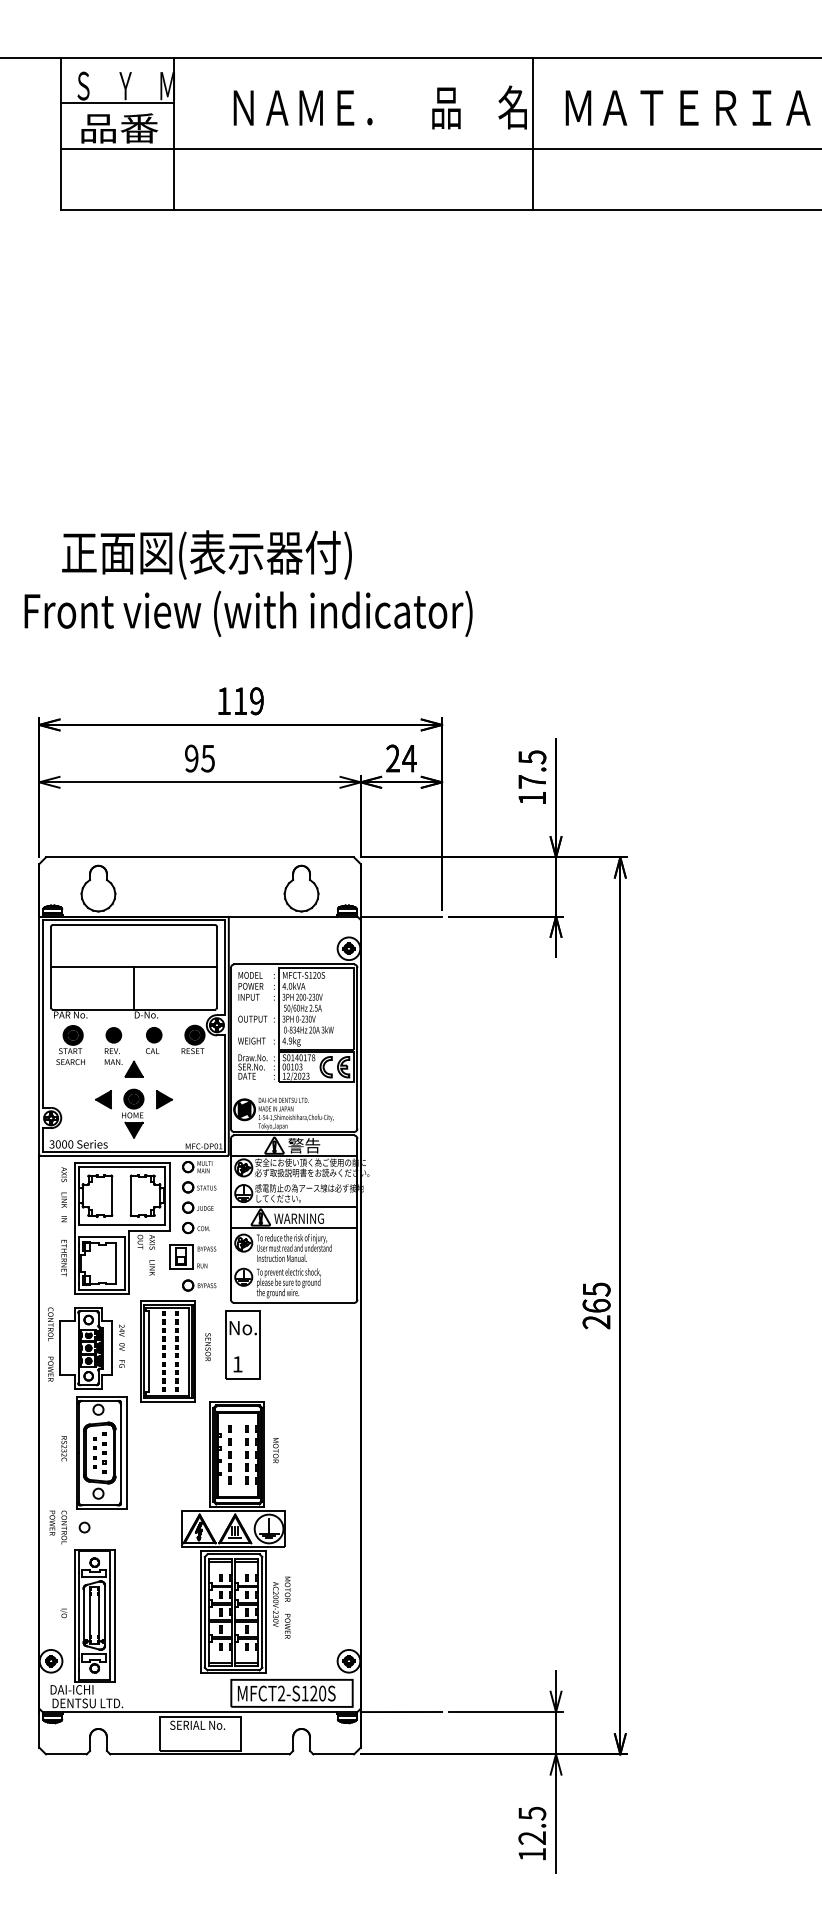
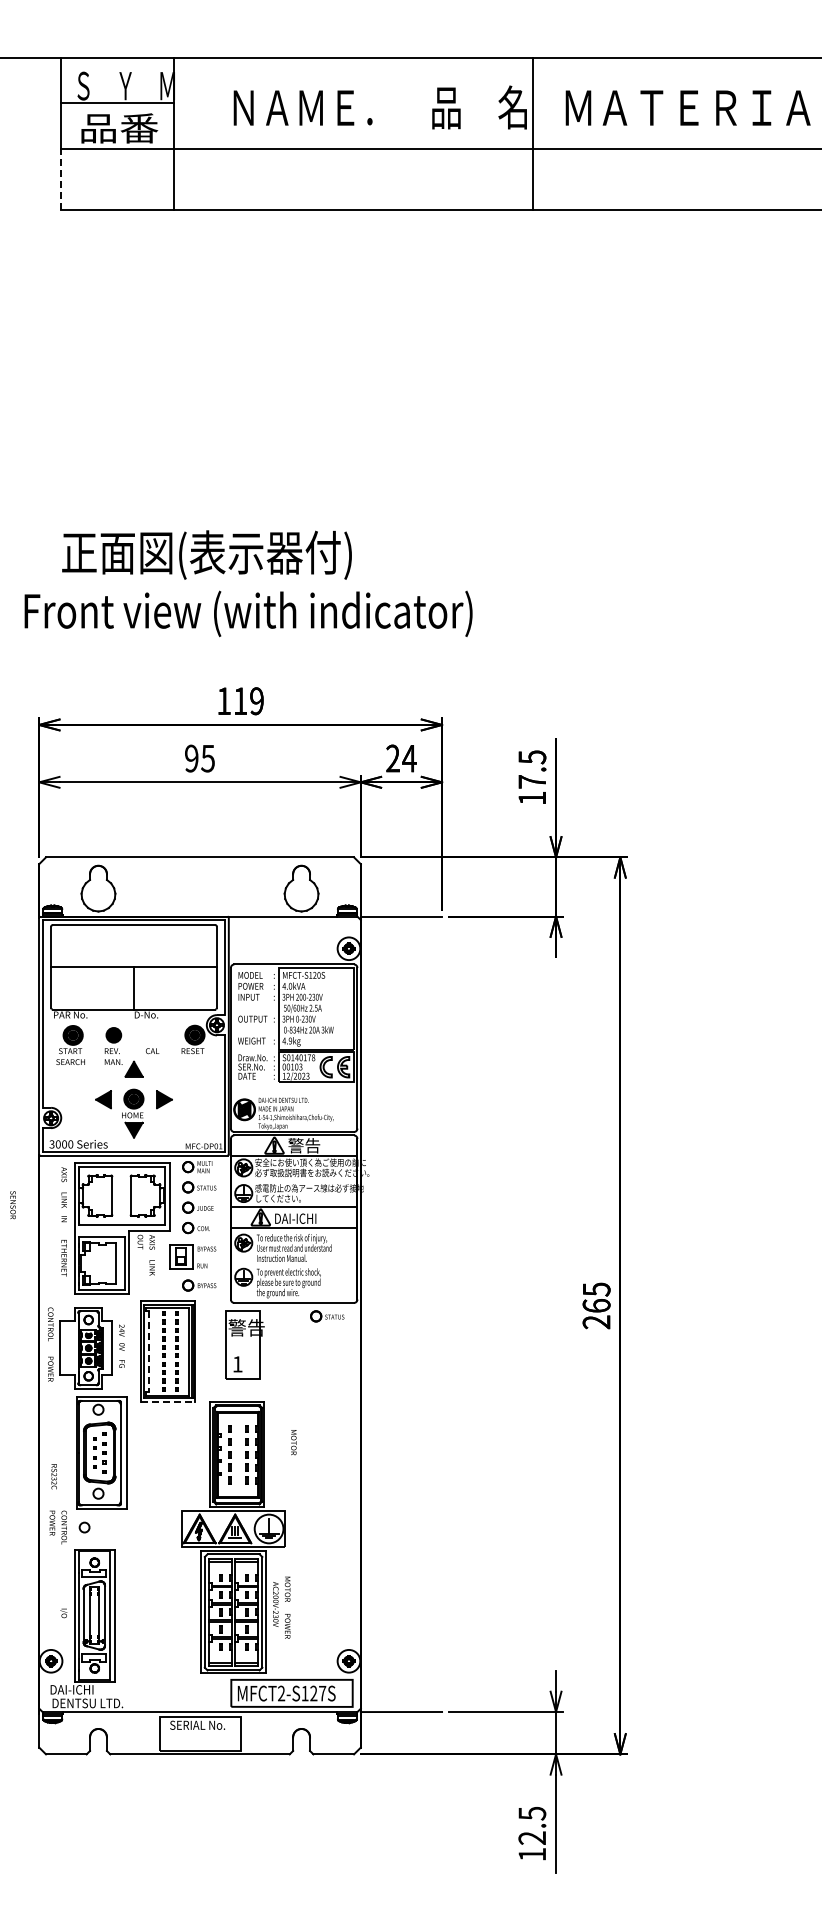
line: solid -> dashed (61, 178)
fill: present -> none (153, 1034)
text: WARNING -> DAI-ICHI (298, 1218)
part: none -> present (327, 1316)
text: No. -> 警告 (246, 1327)
text position: (207, 1347) -> (12, 1205) (12, 1205)
line: solid -> dashed (149, 1352)
line: solid -> dashed (168, 1402)
text position: (63, 1448) -> (53, 1476) (53, 1476)
text position: (275, 1450) -> (293, 1442) (293, 1442)
text: MFCT2-S120S -> MFCT2-S127S (322, 1693)
